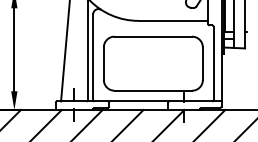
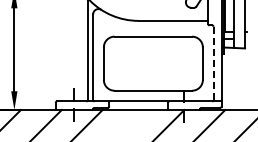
line: present -> none (65, 51)
line: solid -> dashed (213, 63)
line: present -> none (128, 123)
